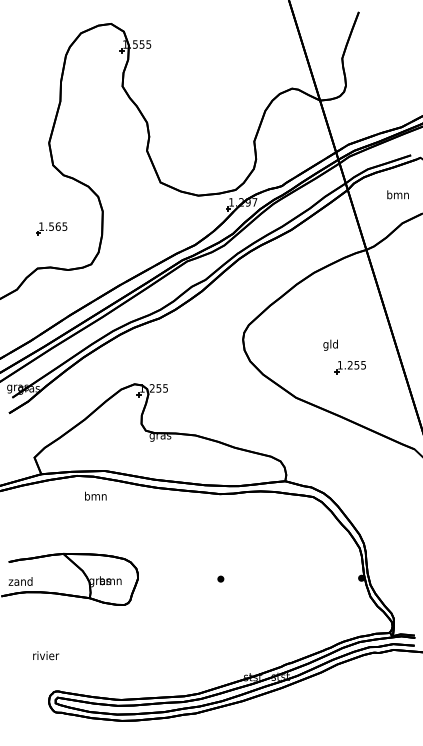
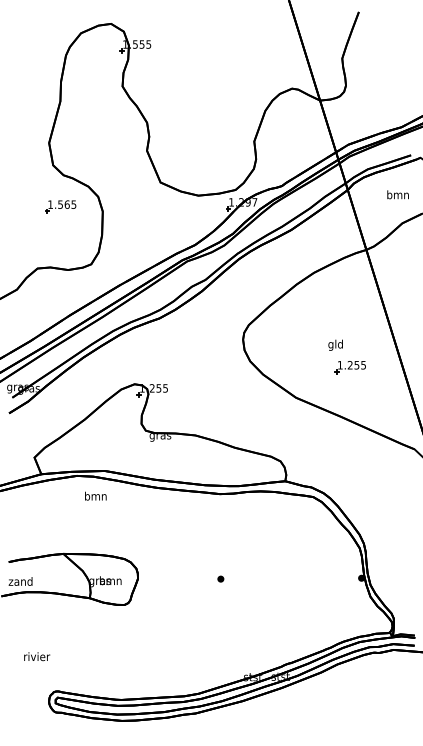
part position: (51, 228) -> (60, 206) (60, 206)
text position: (330, 344) -> (335, 344) (335, 344)
text position: (46, 655) -> (37, 656) (37, 656)
